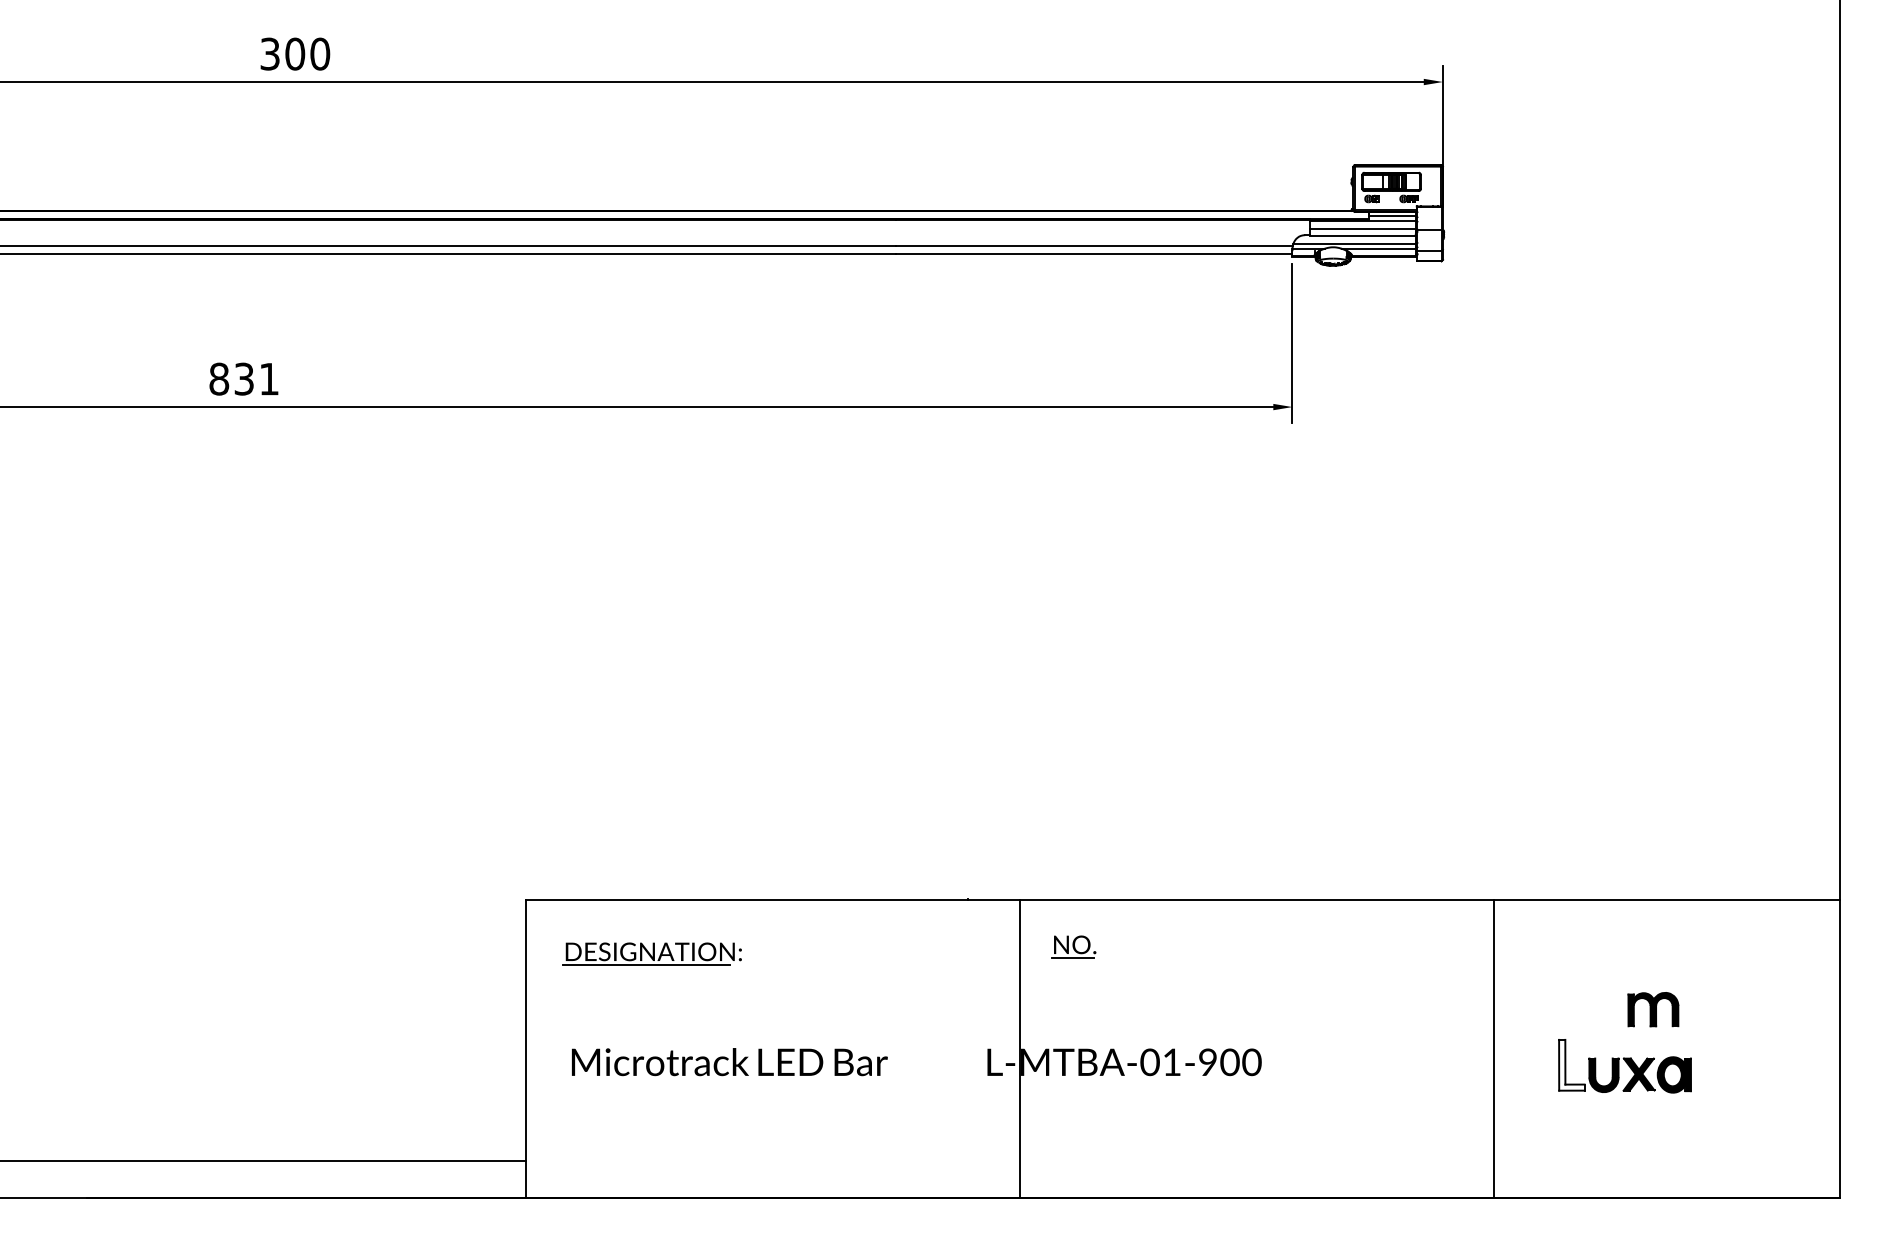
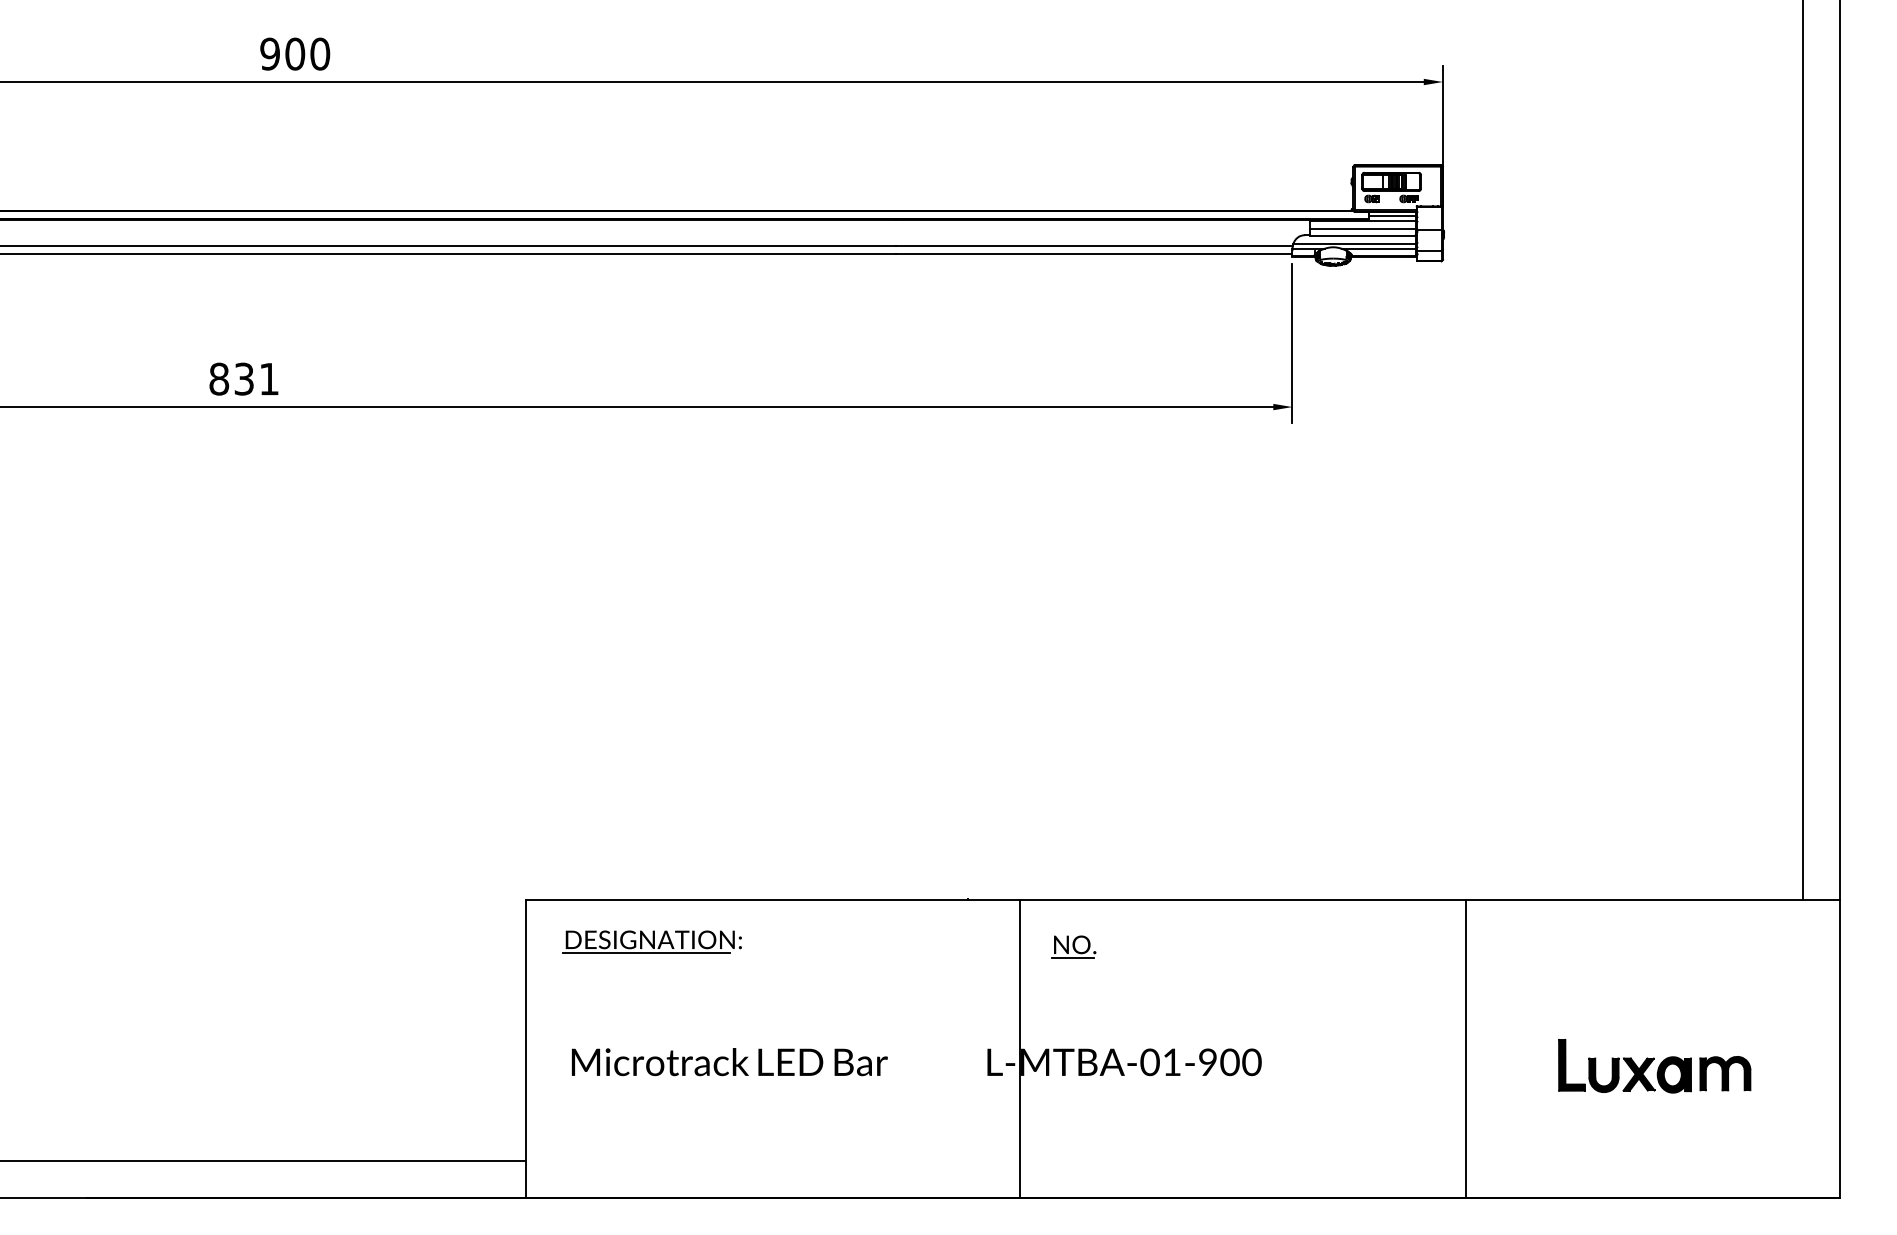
text: 300 -> 900 (269, 53)
line: none -> present (1803, 451)
part position: (651, 953) -> (651, 941) (651, 941)
part position: (1653, 1009) -> (1725, 1073) (1725, 1073)
line position: (1493, 1048) -> (1465, 1048) (1465, 1048)
fill: none -> present (1571, 1064)
